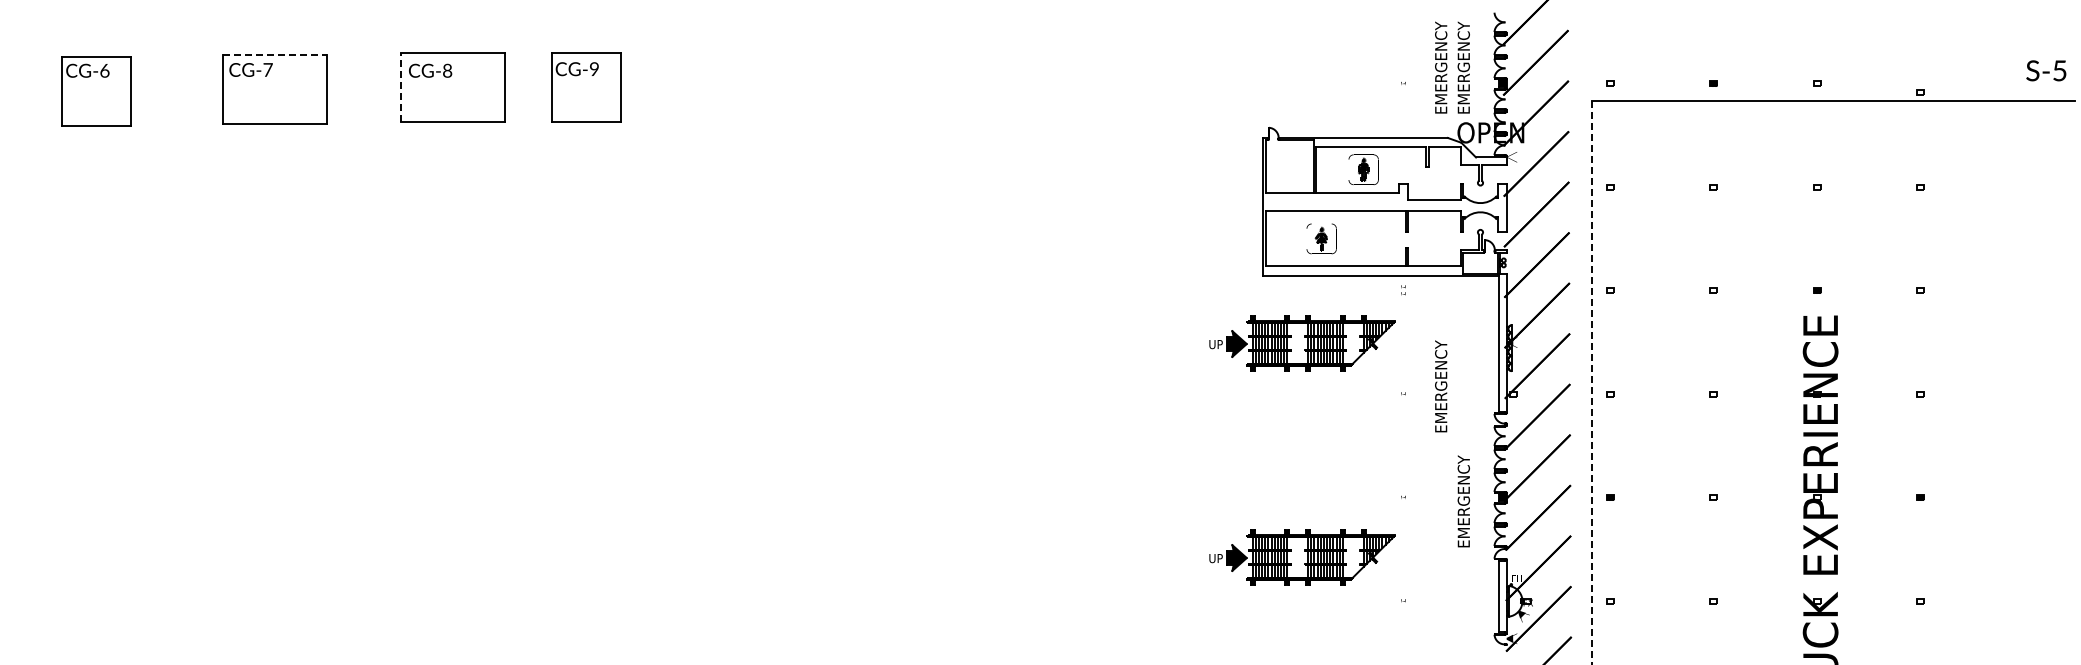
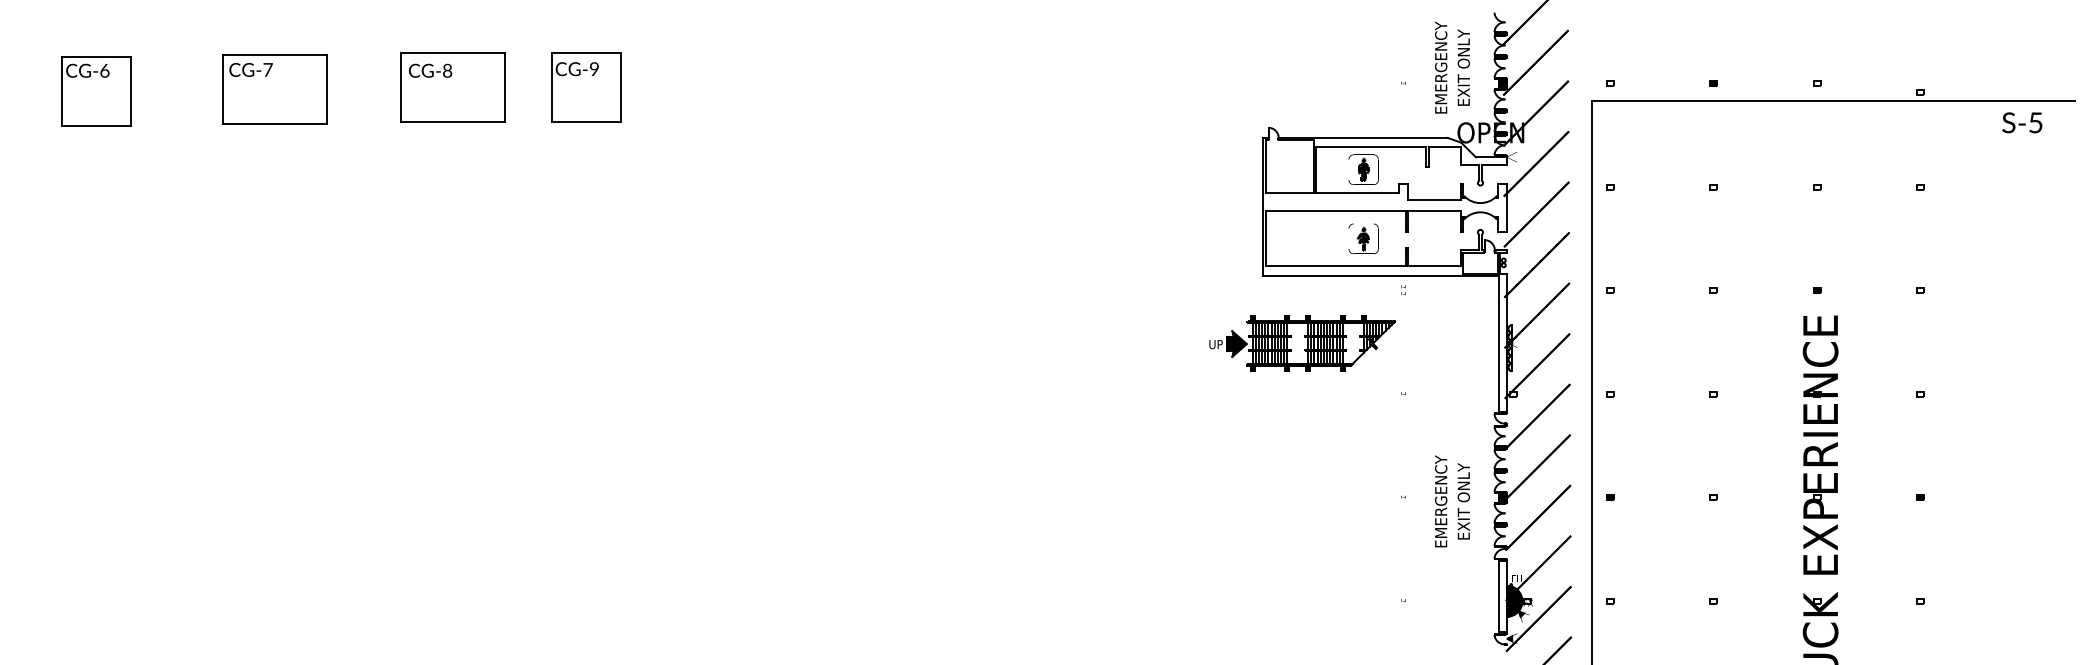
line: dashed -> solid (275, 54)
text: EMERGENCY -> EXIT ONLY (1463, 67)
text position: (2046, 70) -> (2022, 122) (2022, 122)
line: dashed -> solid (401, 87)
part position: (1321, 238) -> (1363, 238) (1363, 238)
line: dashed -> solid (1592, 383)
text position: (1441, 386) -> (1441, 501) (1441, 501)
text: EMERGENCY -> EXIT ONLY (1463, 501)
part: present -> none (1302, 557)
fill: none -> present (1515, 600)
